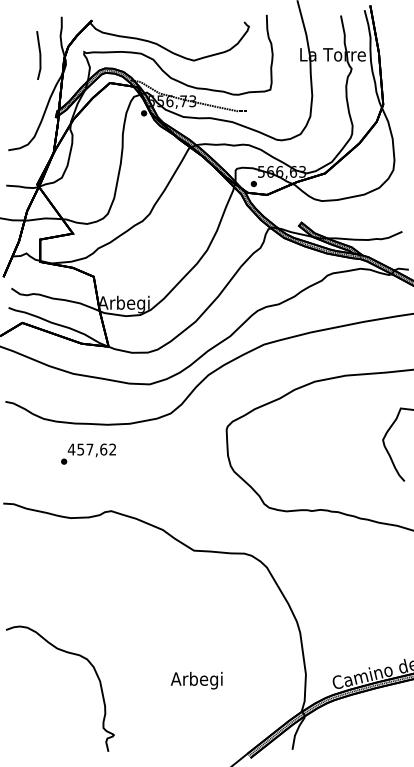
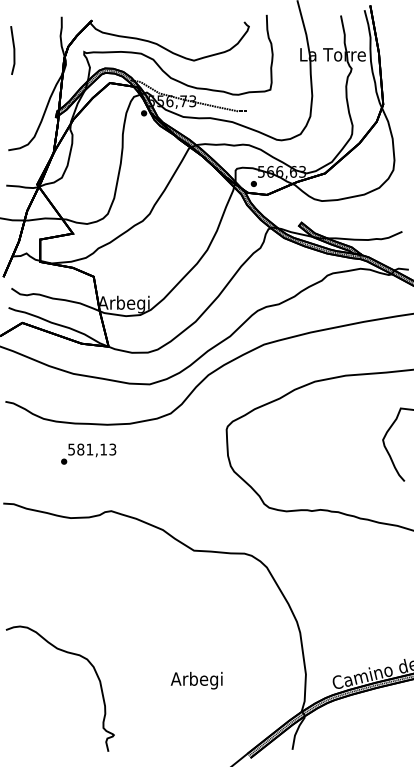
part position: (38, 55) -> (12, 50) (12, 50)
text: 457,62 -> 581,13 (91, 449)
